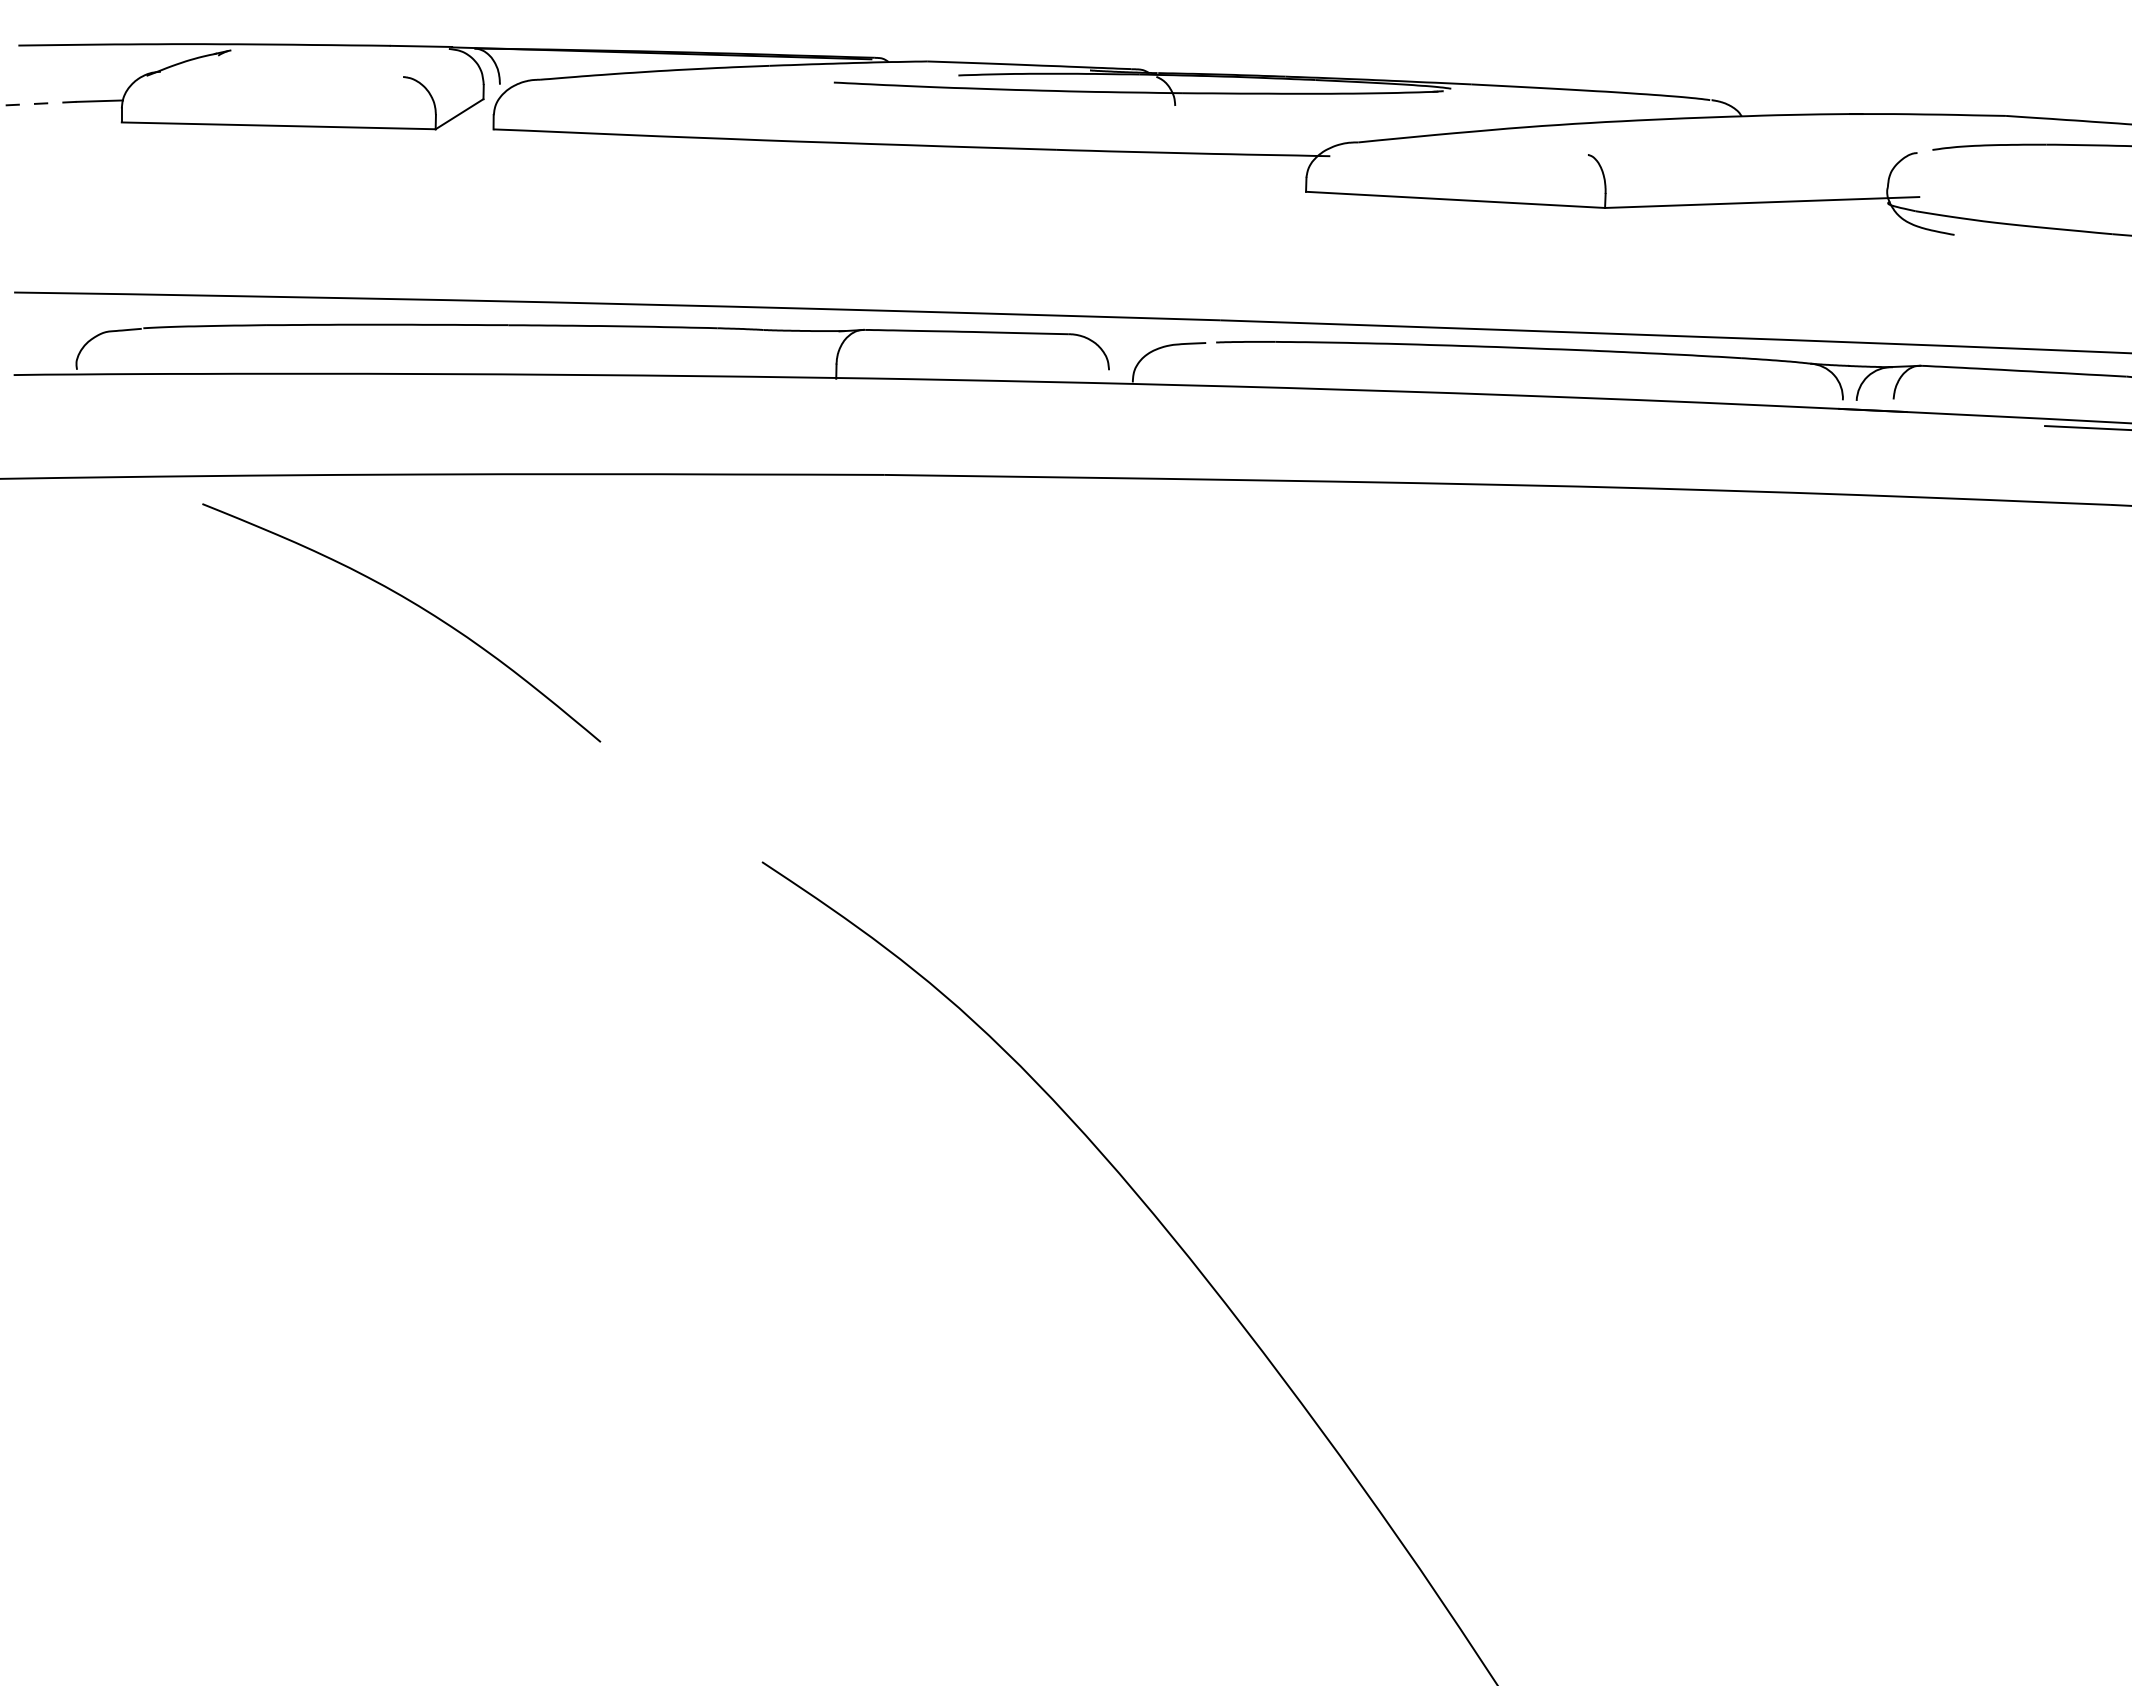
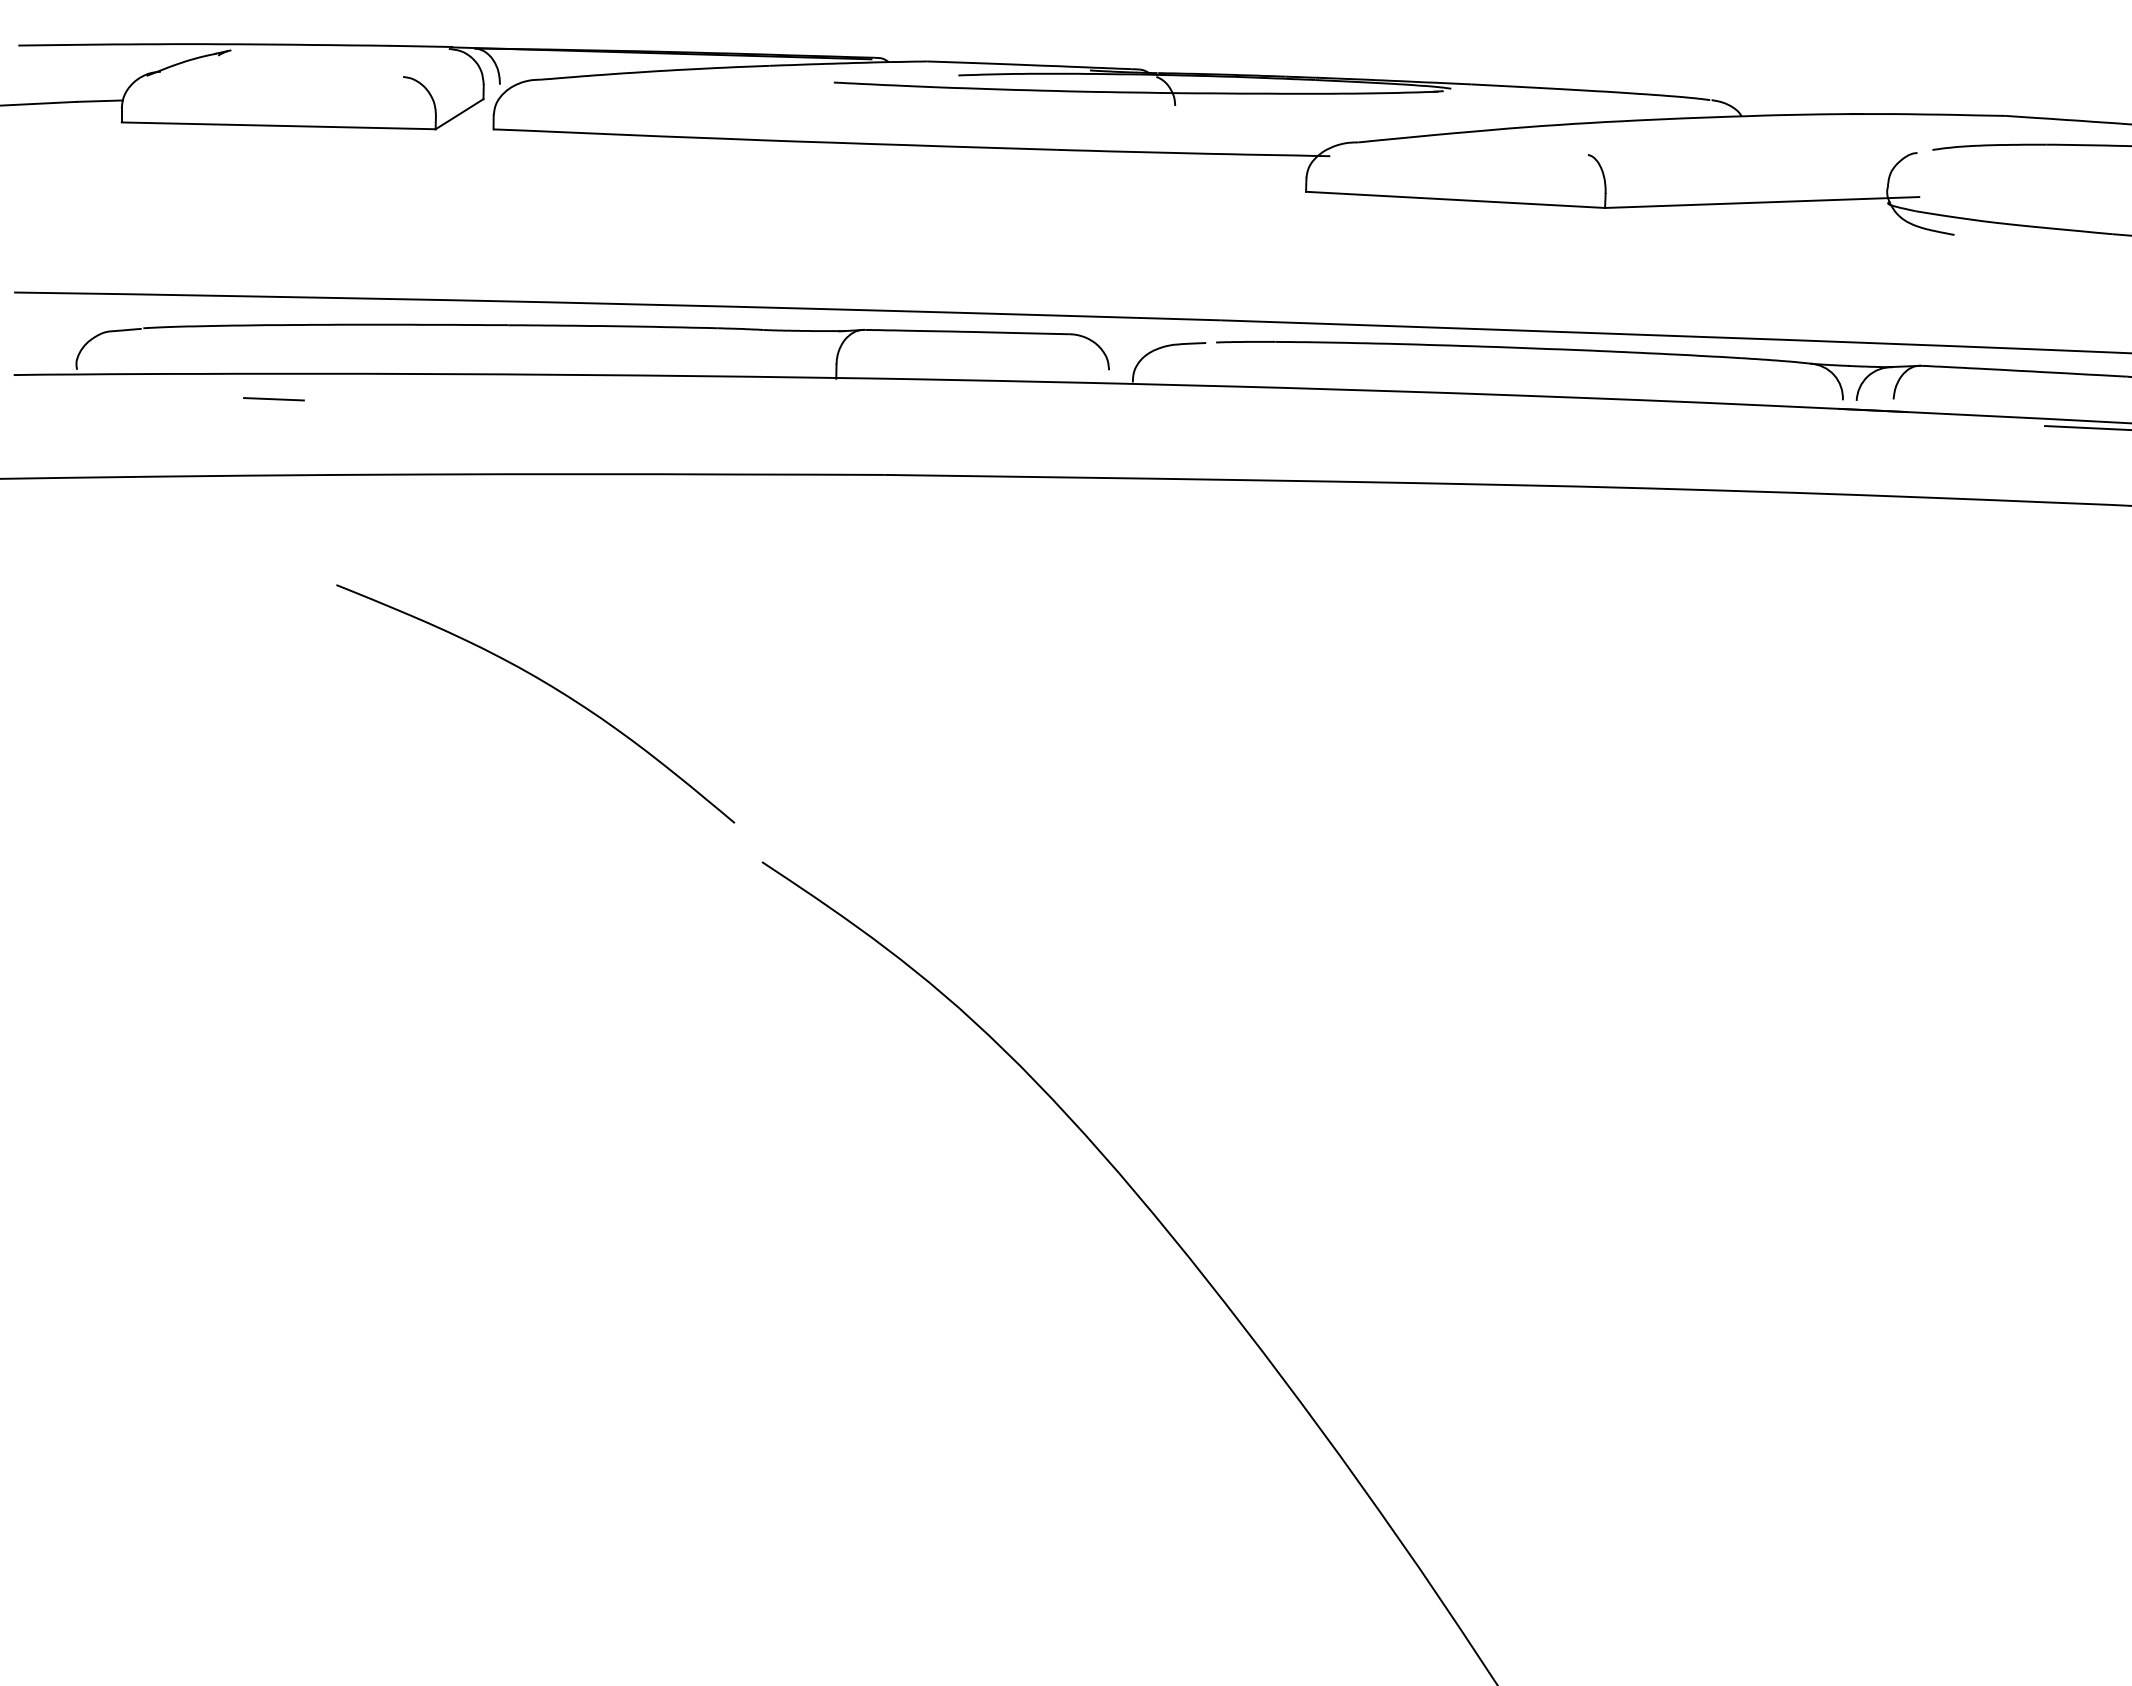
line: dashed -> solid (38, 103)
line: none -> present (273, 399)
curve position: (410, 602) -> (544, 683) (544, 683)
